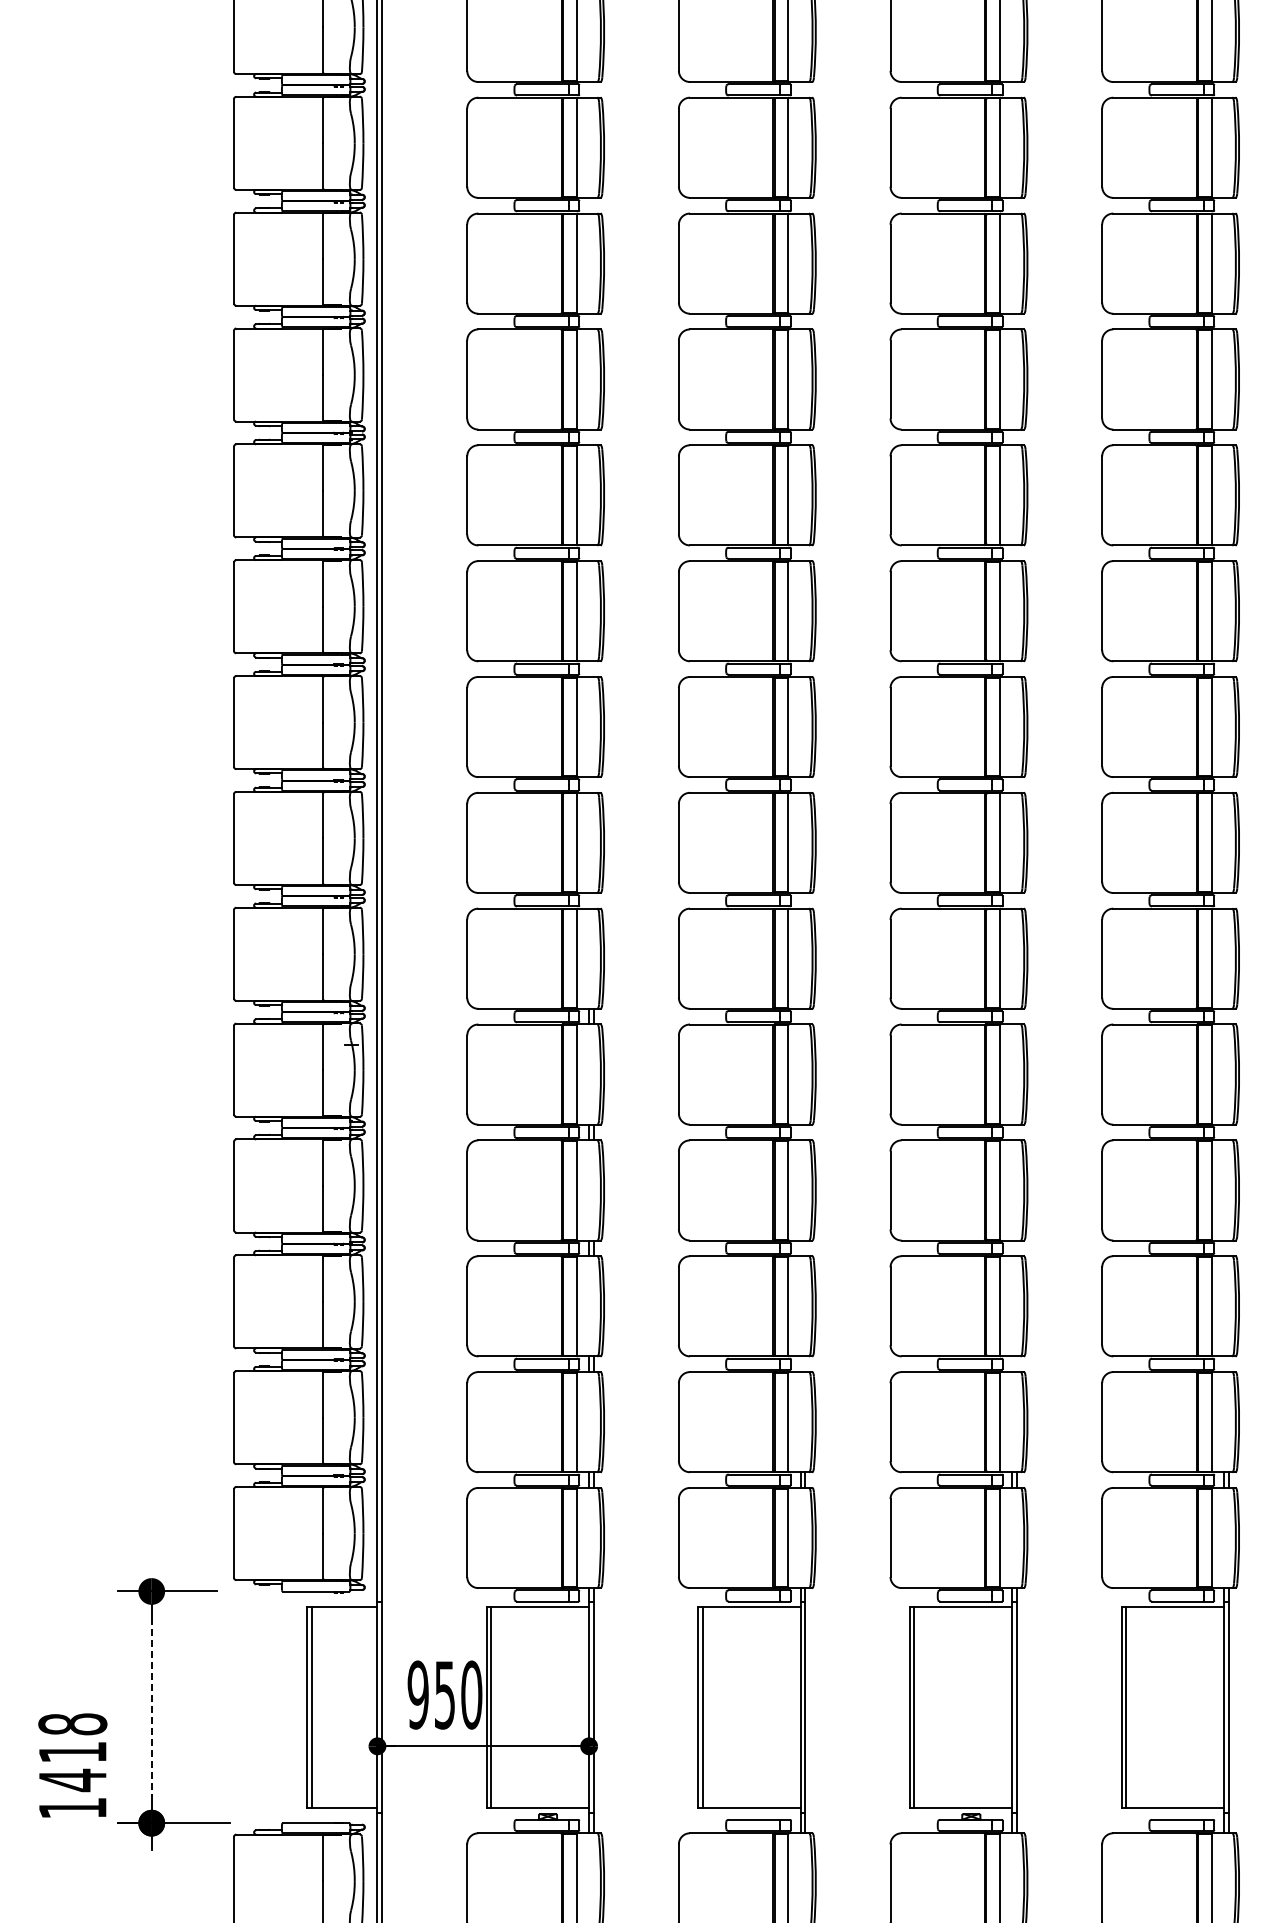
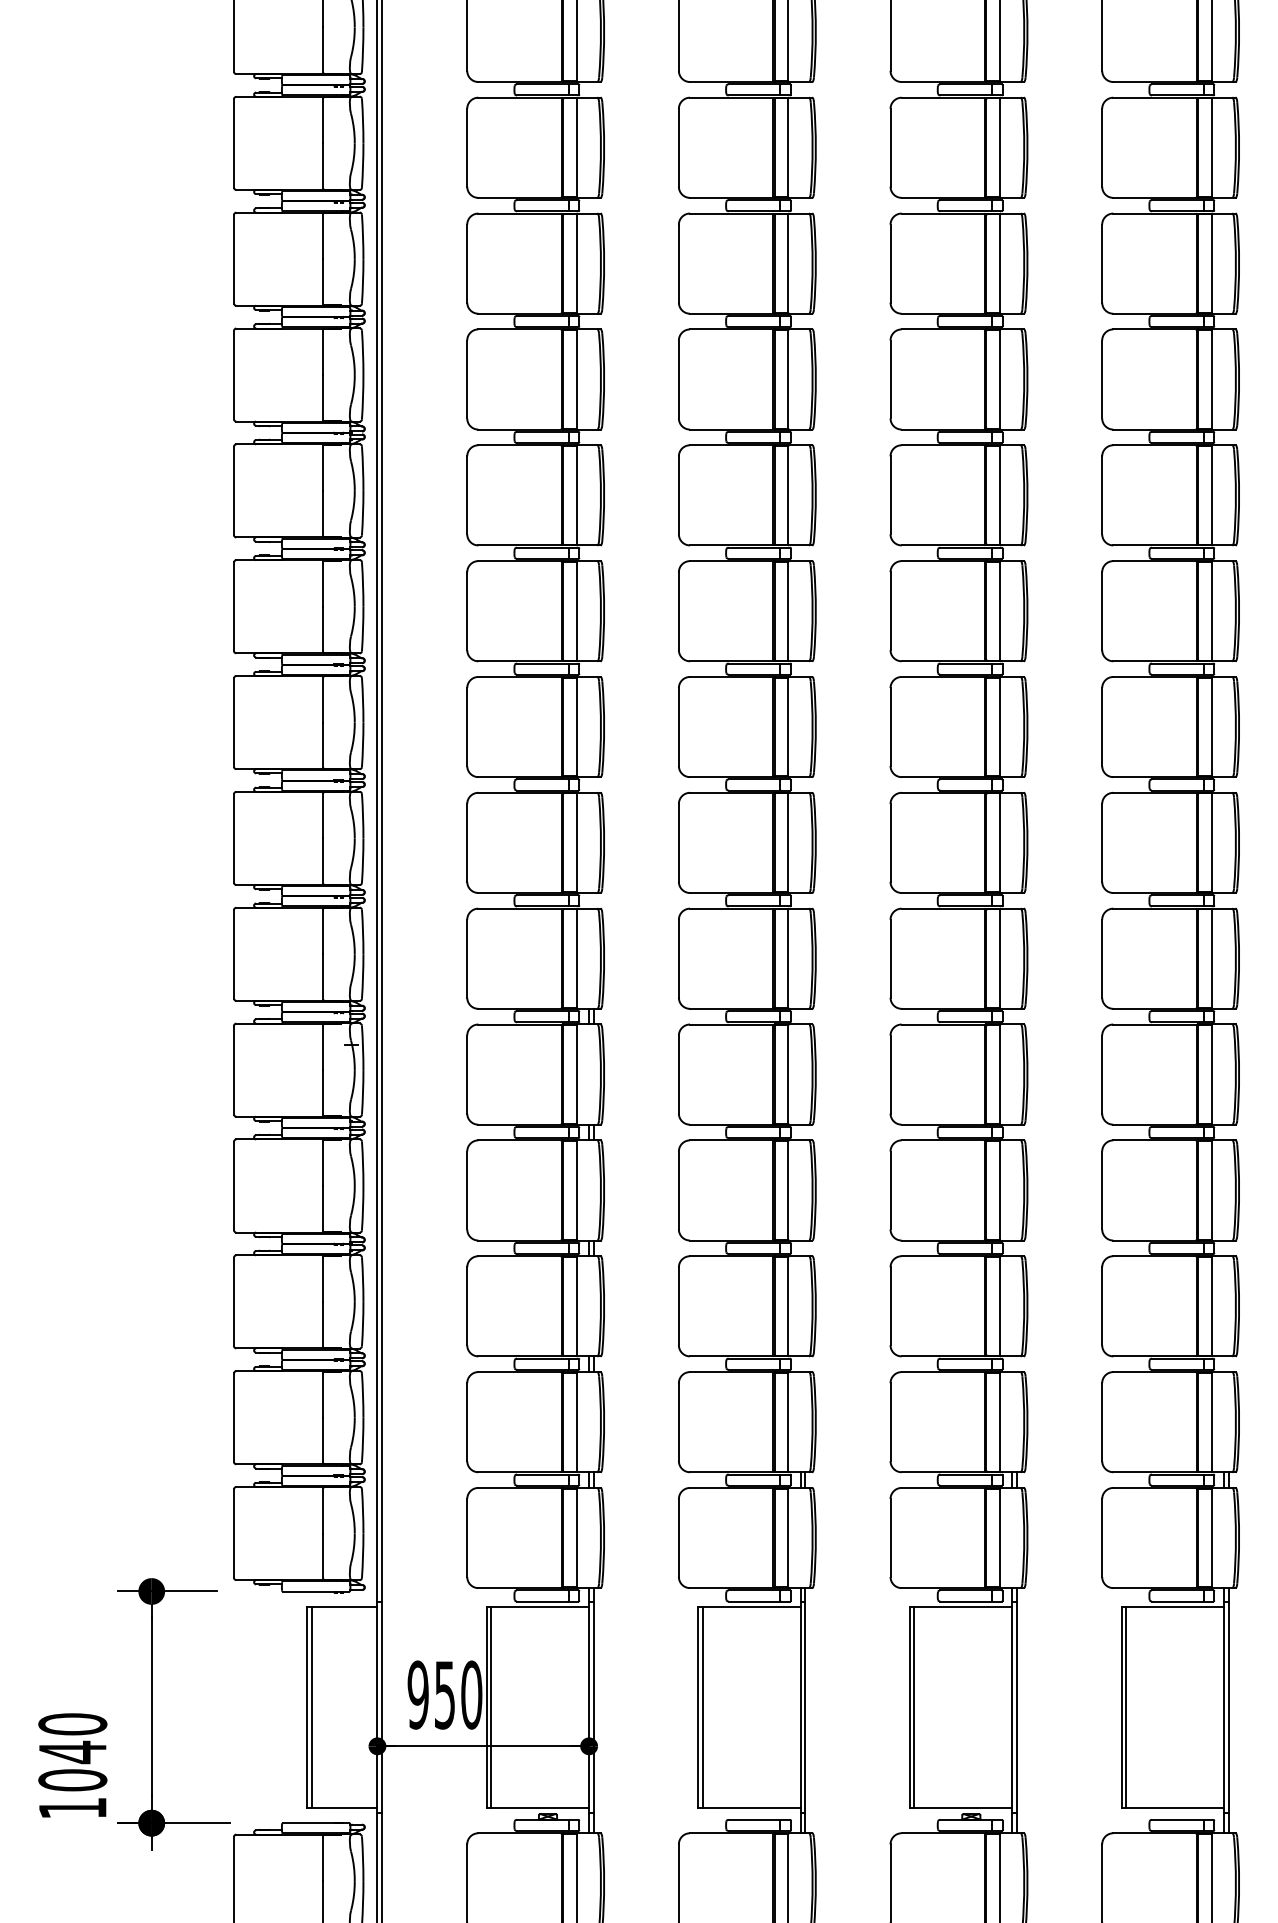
line: dashed -> solid (151, 1707)
text: 1418 -> 1040 (72, 1752)
